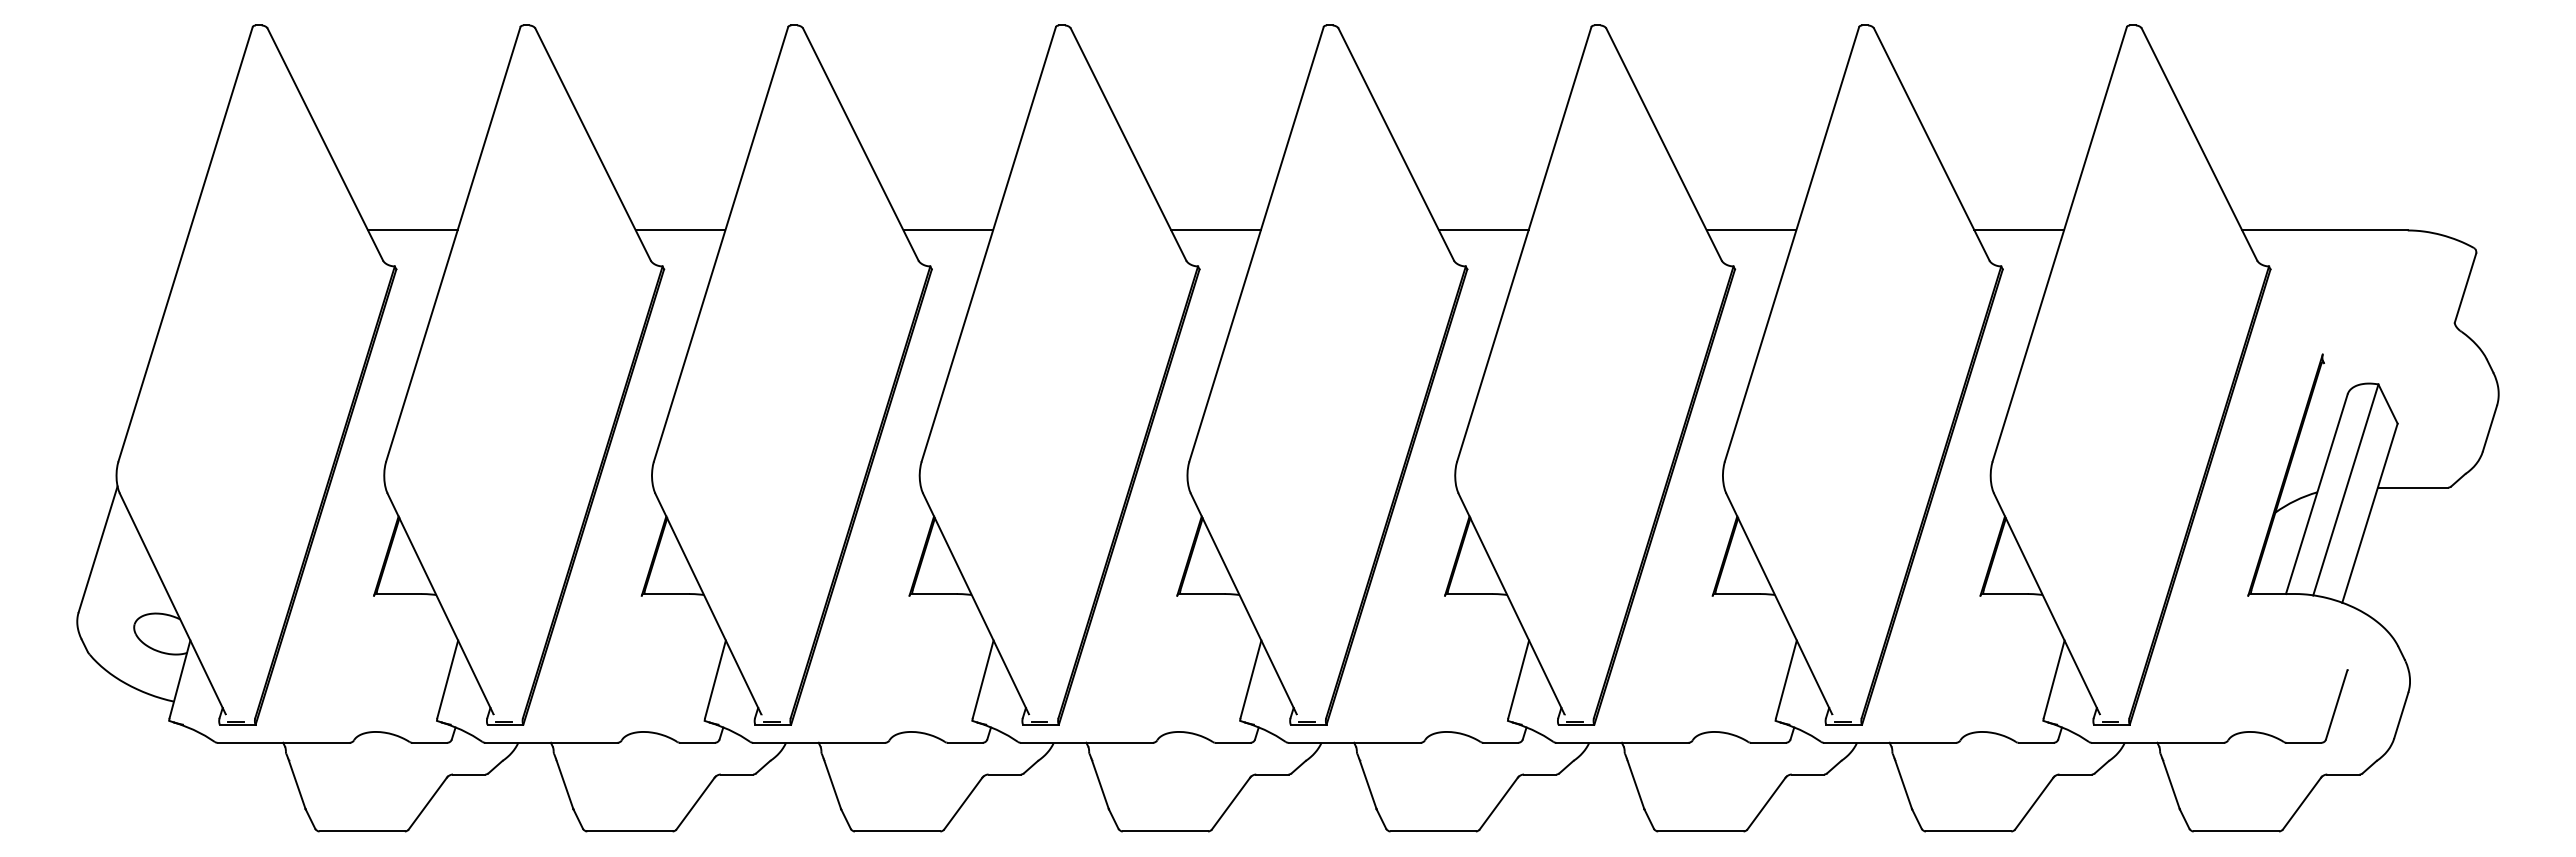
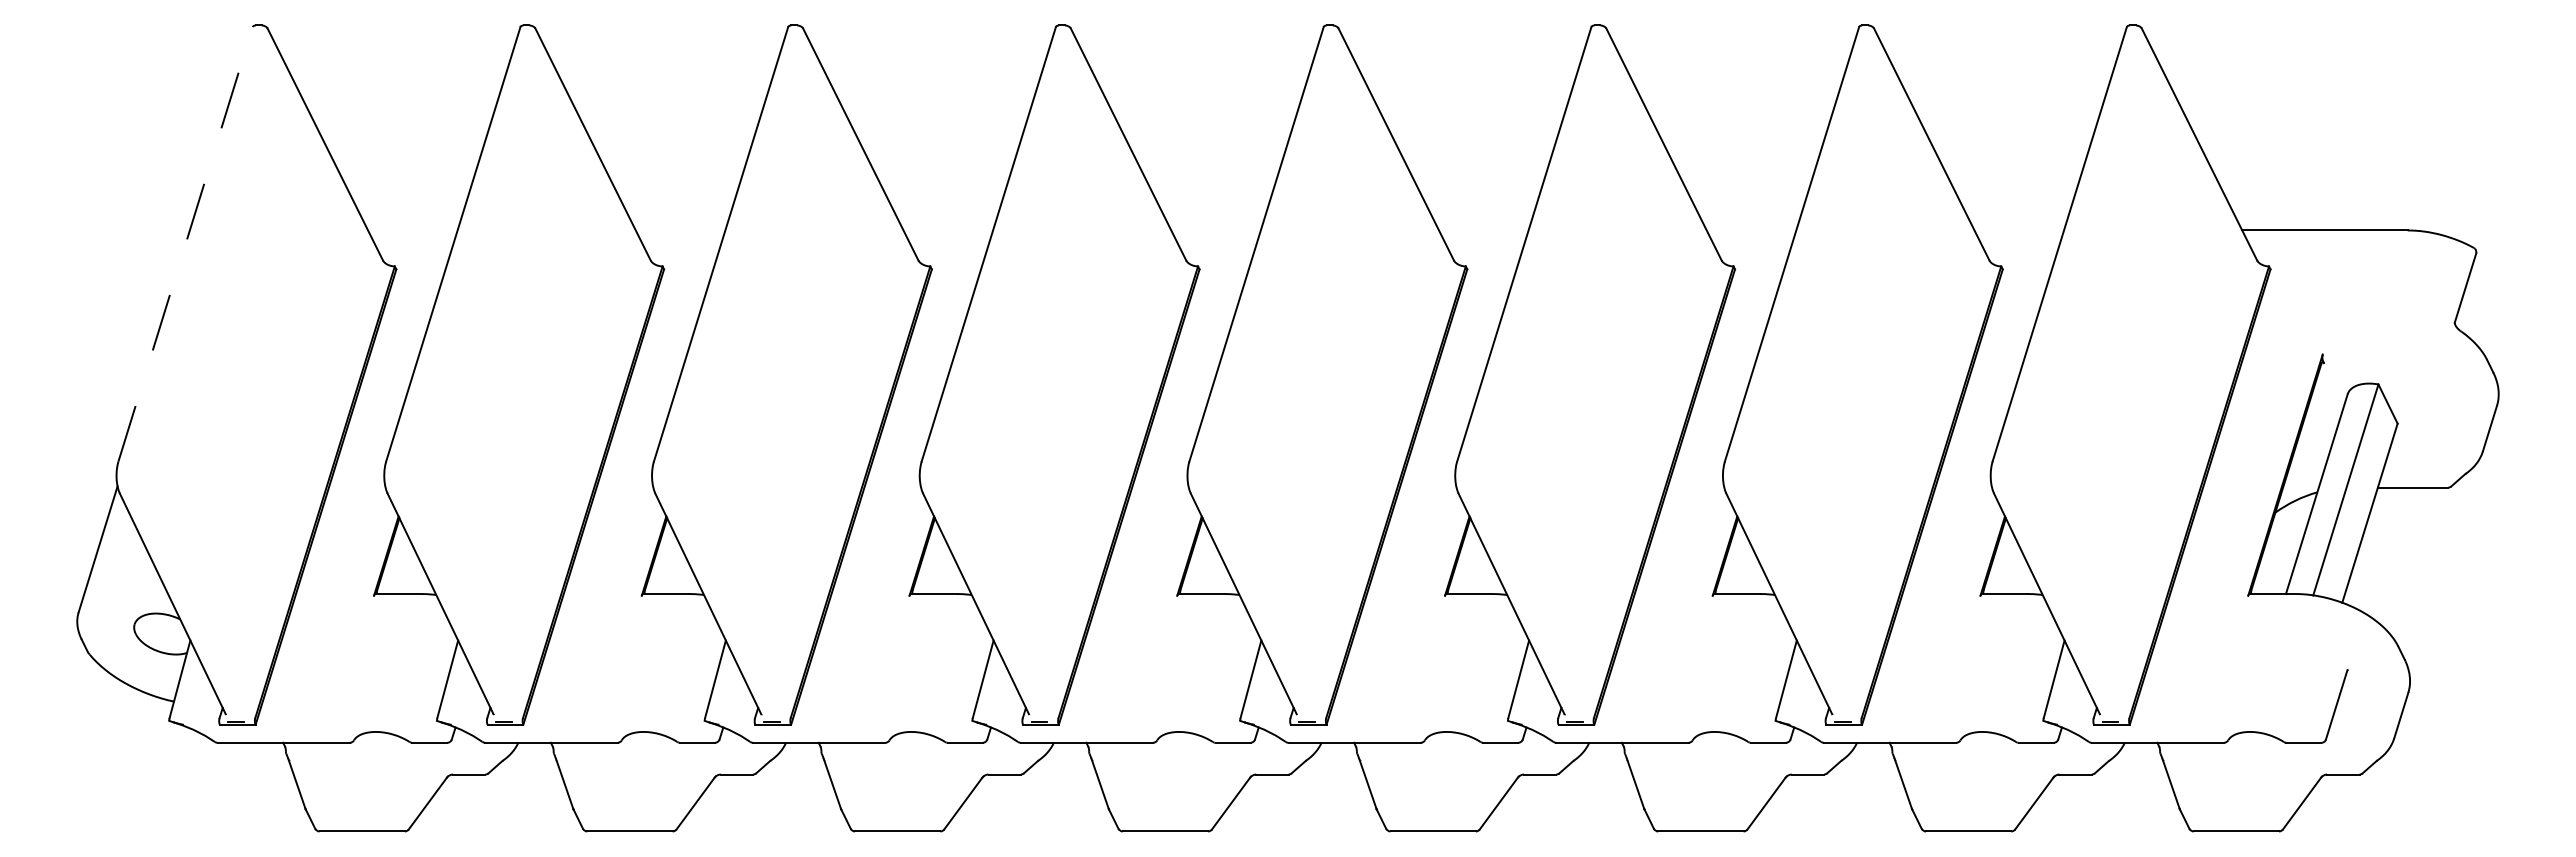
line: present -> none (412, 230)
line: present -> none (680, 230)
line: present -> none (948, 230)
line: present -> none (1215, 230)
line: present -> none (1483, 230)
line: present -> none (1751, 230)
line: present -> none (2019, 230)
line: solid -> dashed (185, 243)
